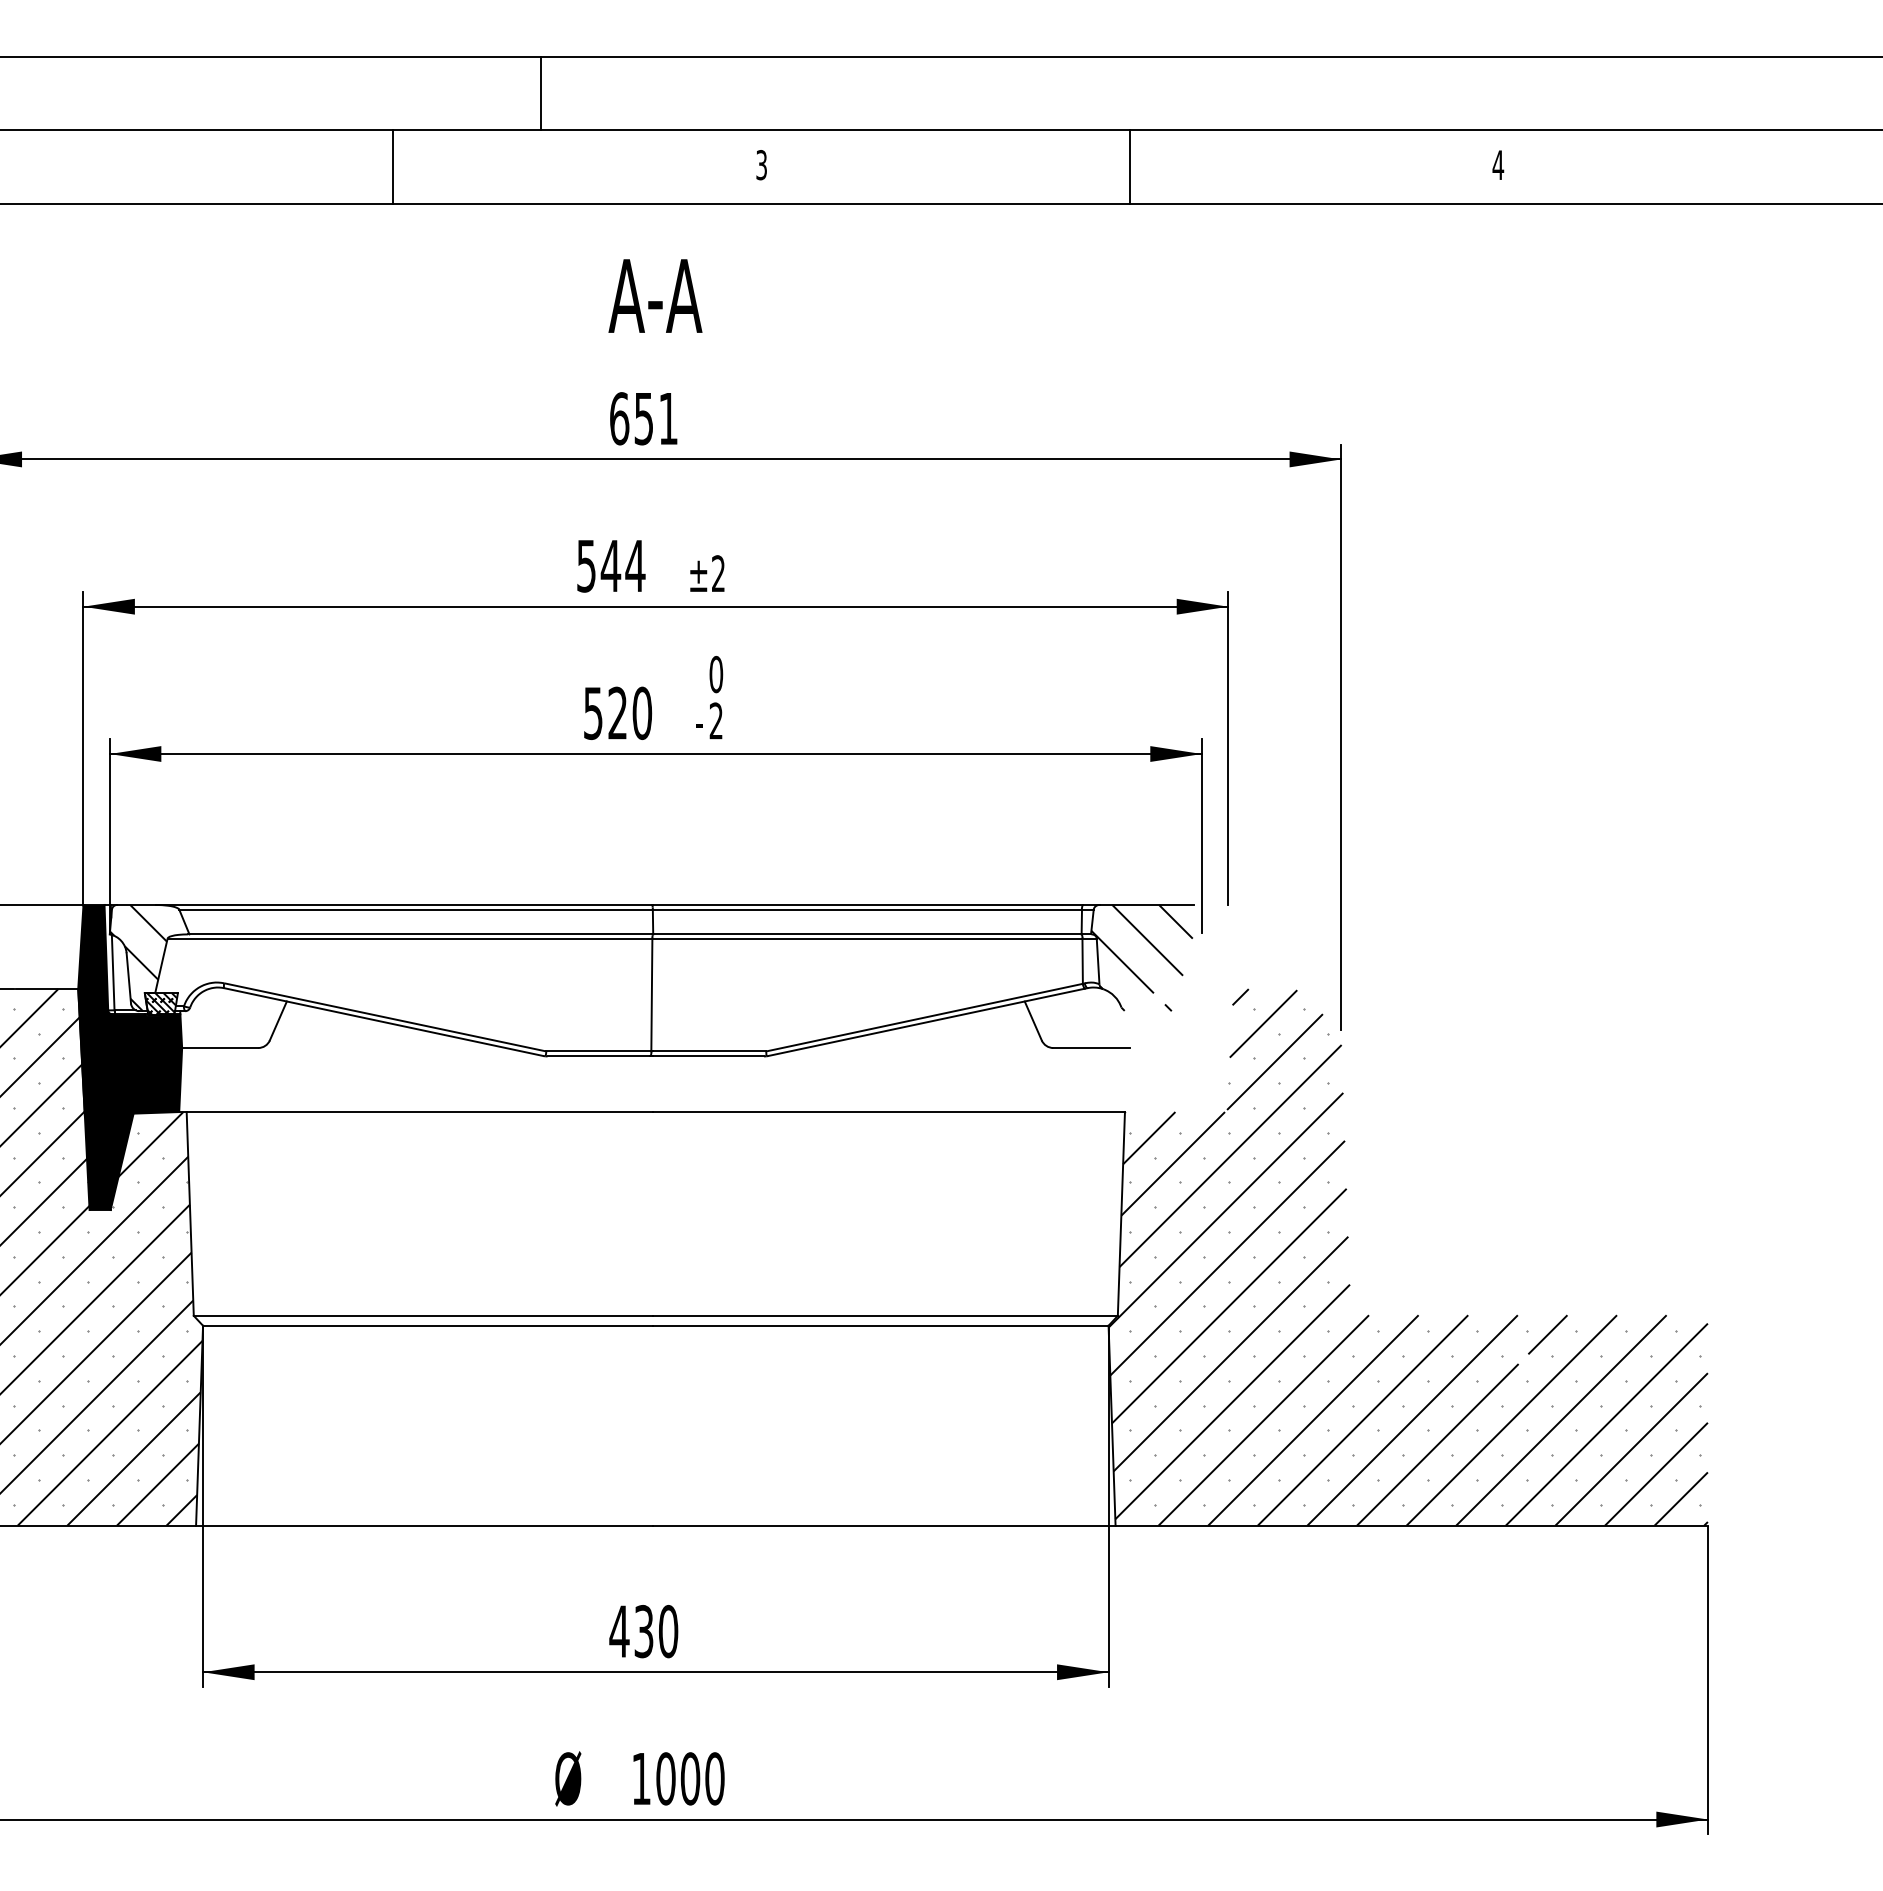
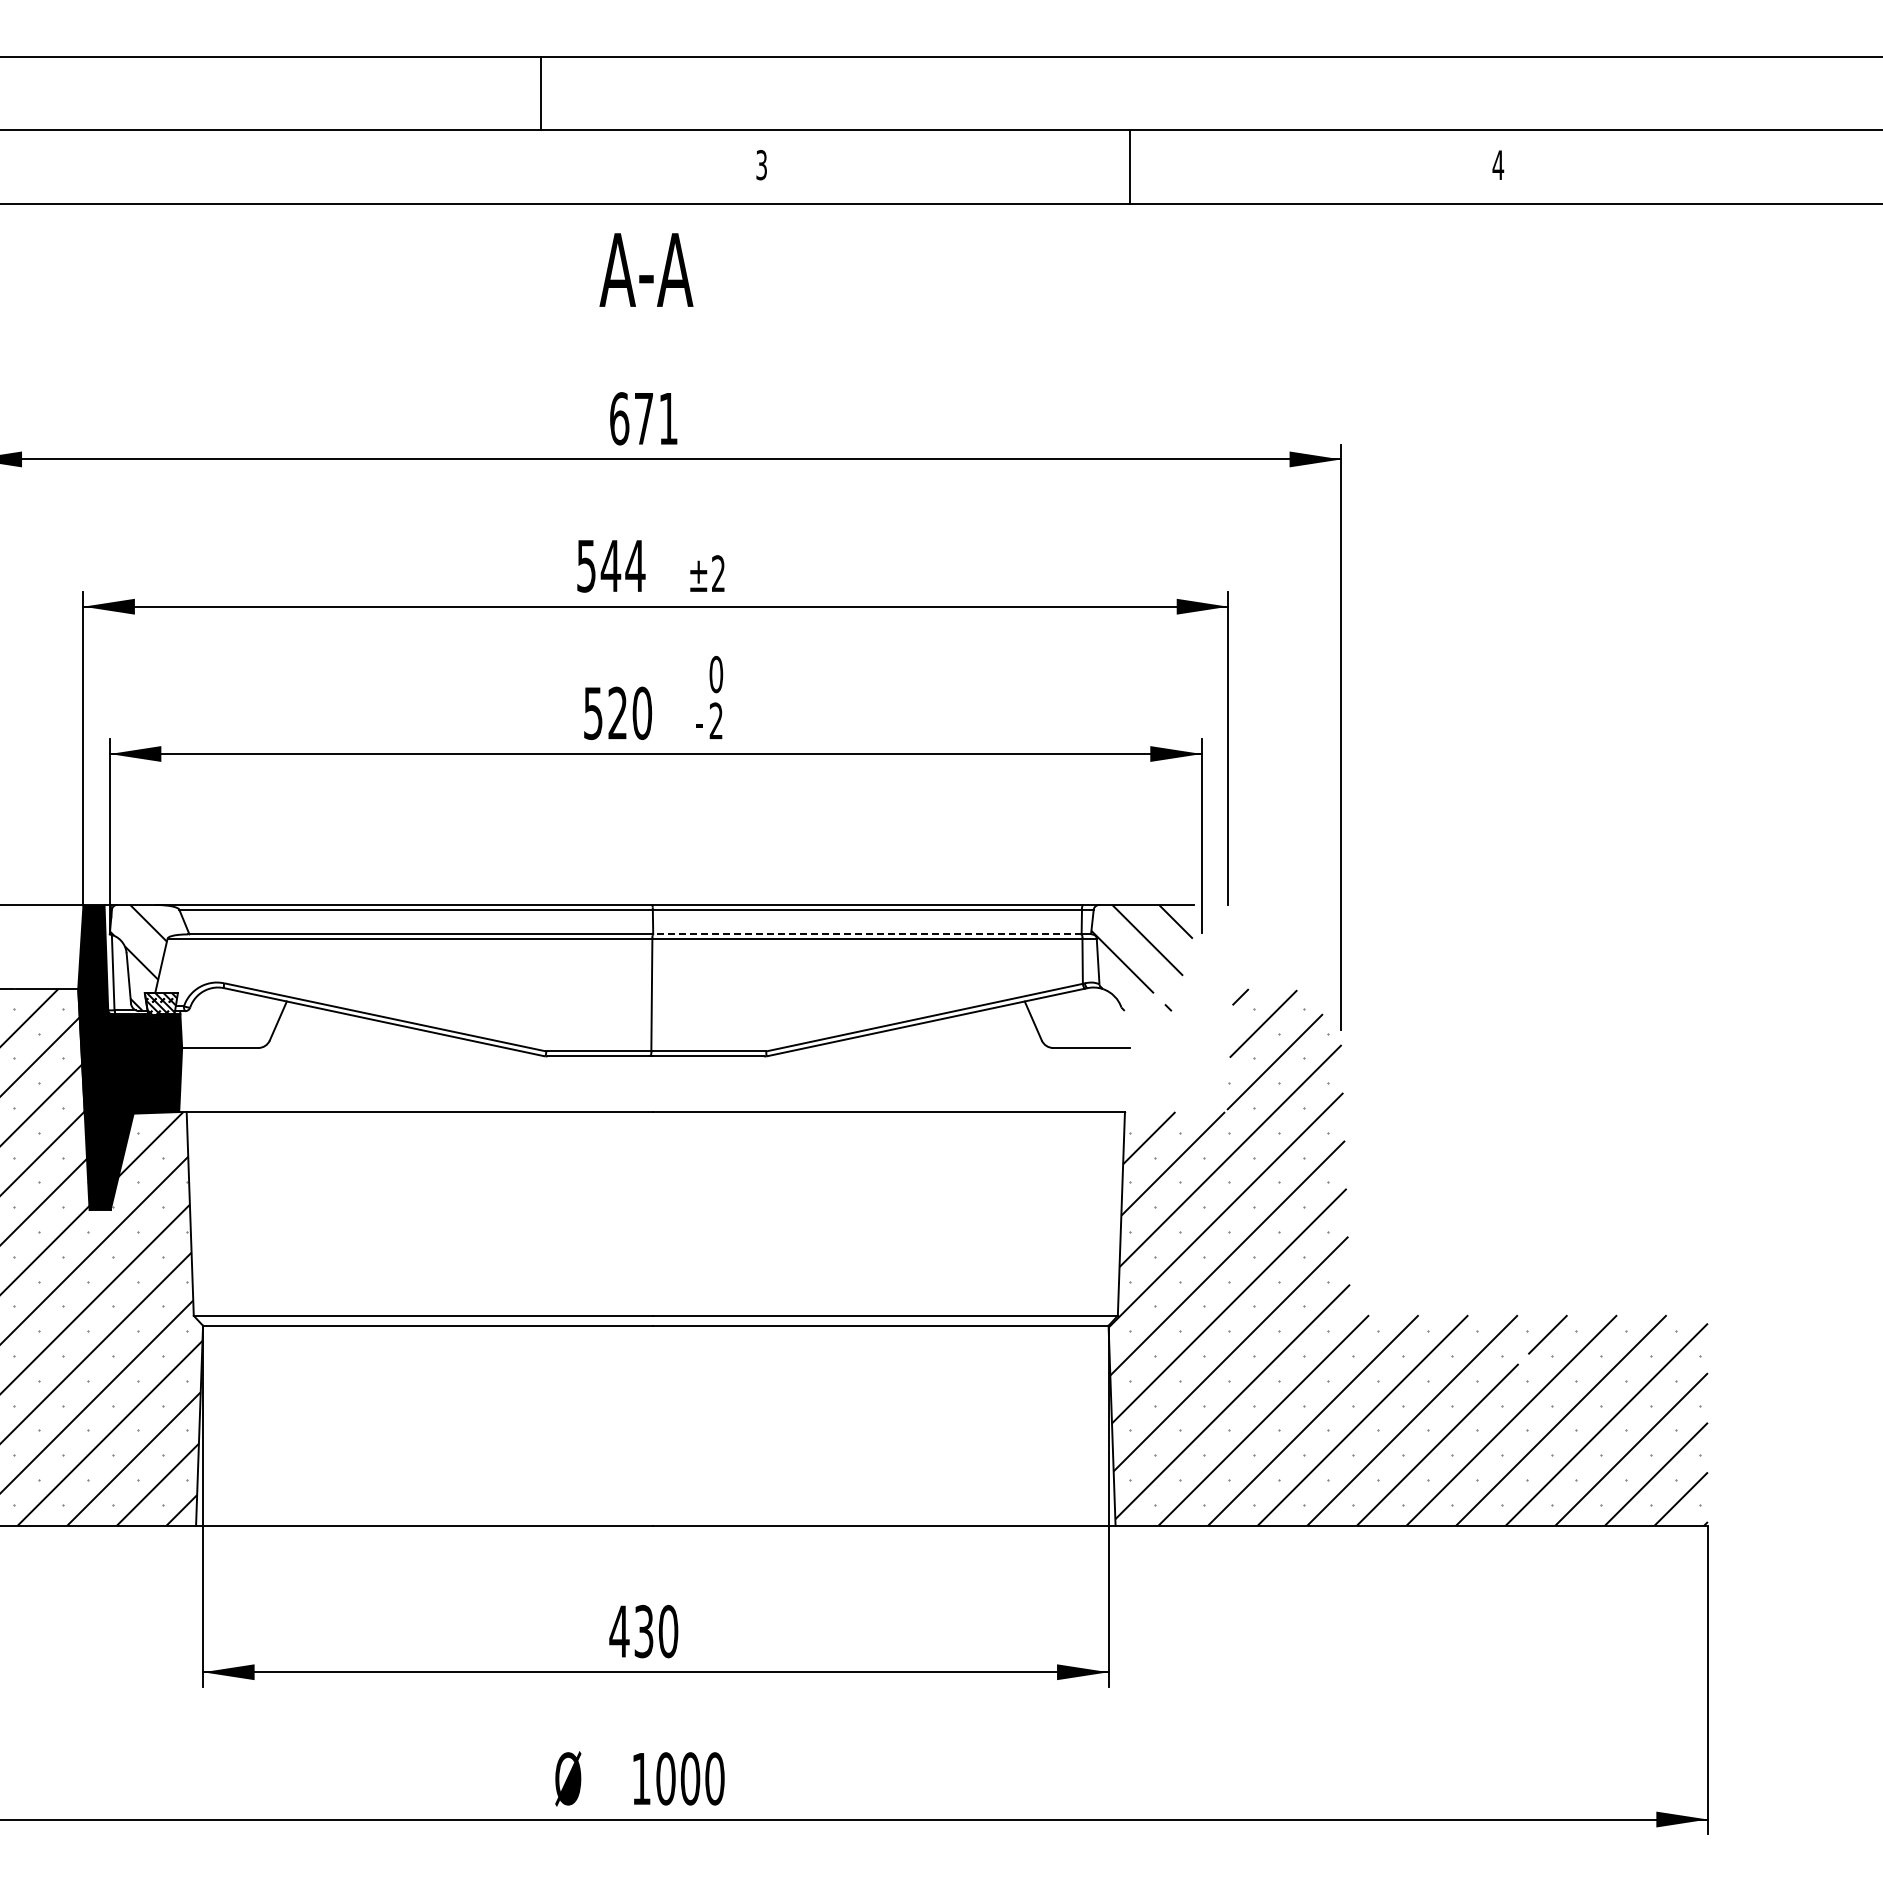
line: present -> none (393, 167)
text position: (655, 295) -> (646, 269) (646, 269)
text: 651 -> 671 (643, 419)
line: solid -> dashed (866, 934)
